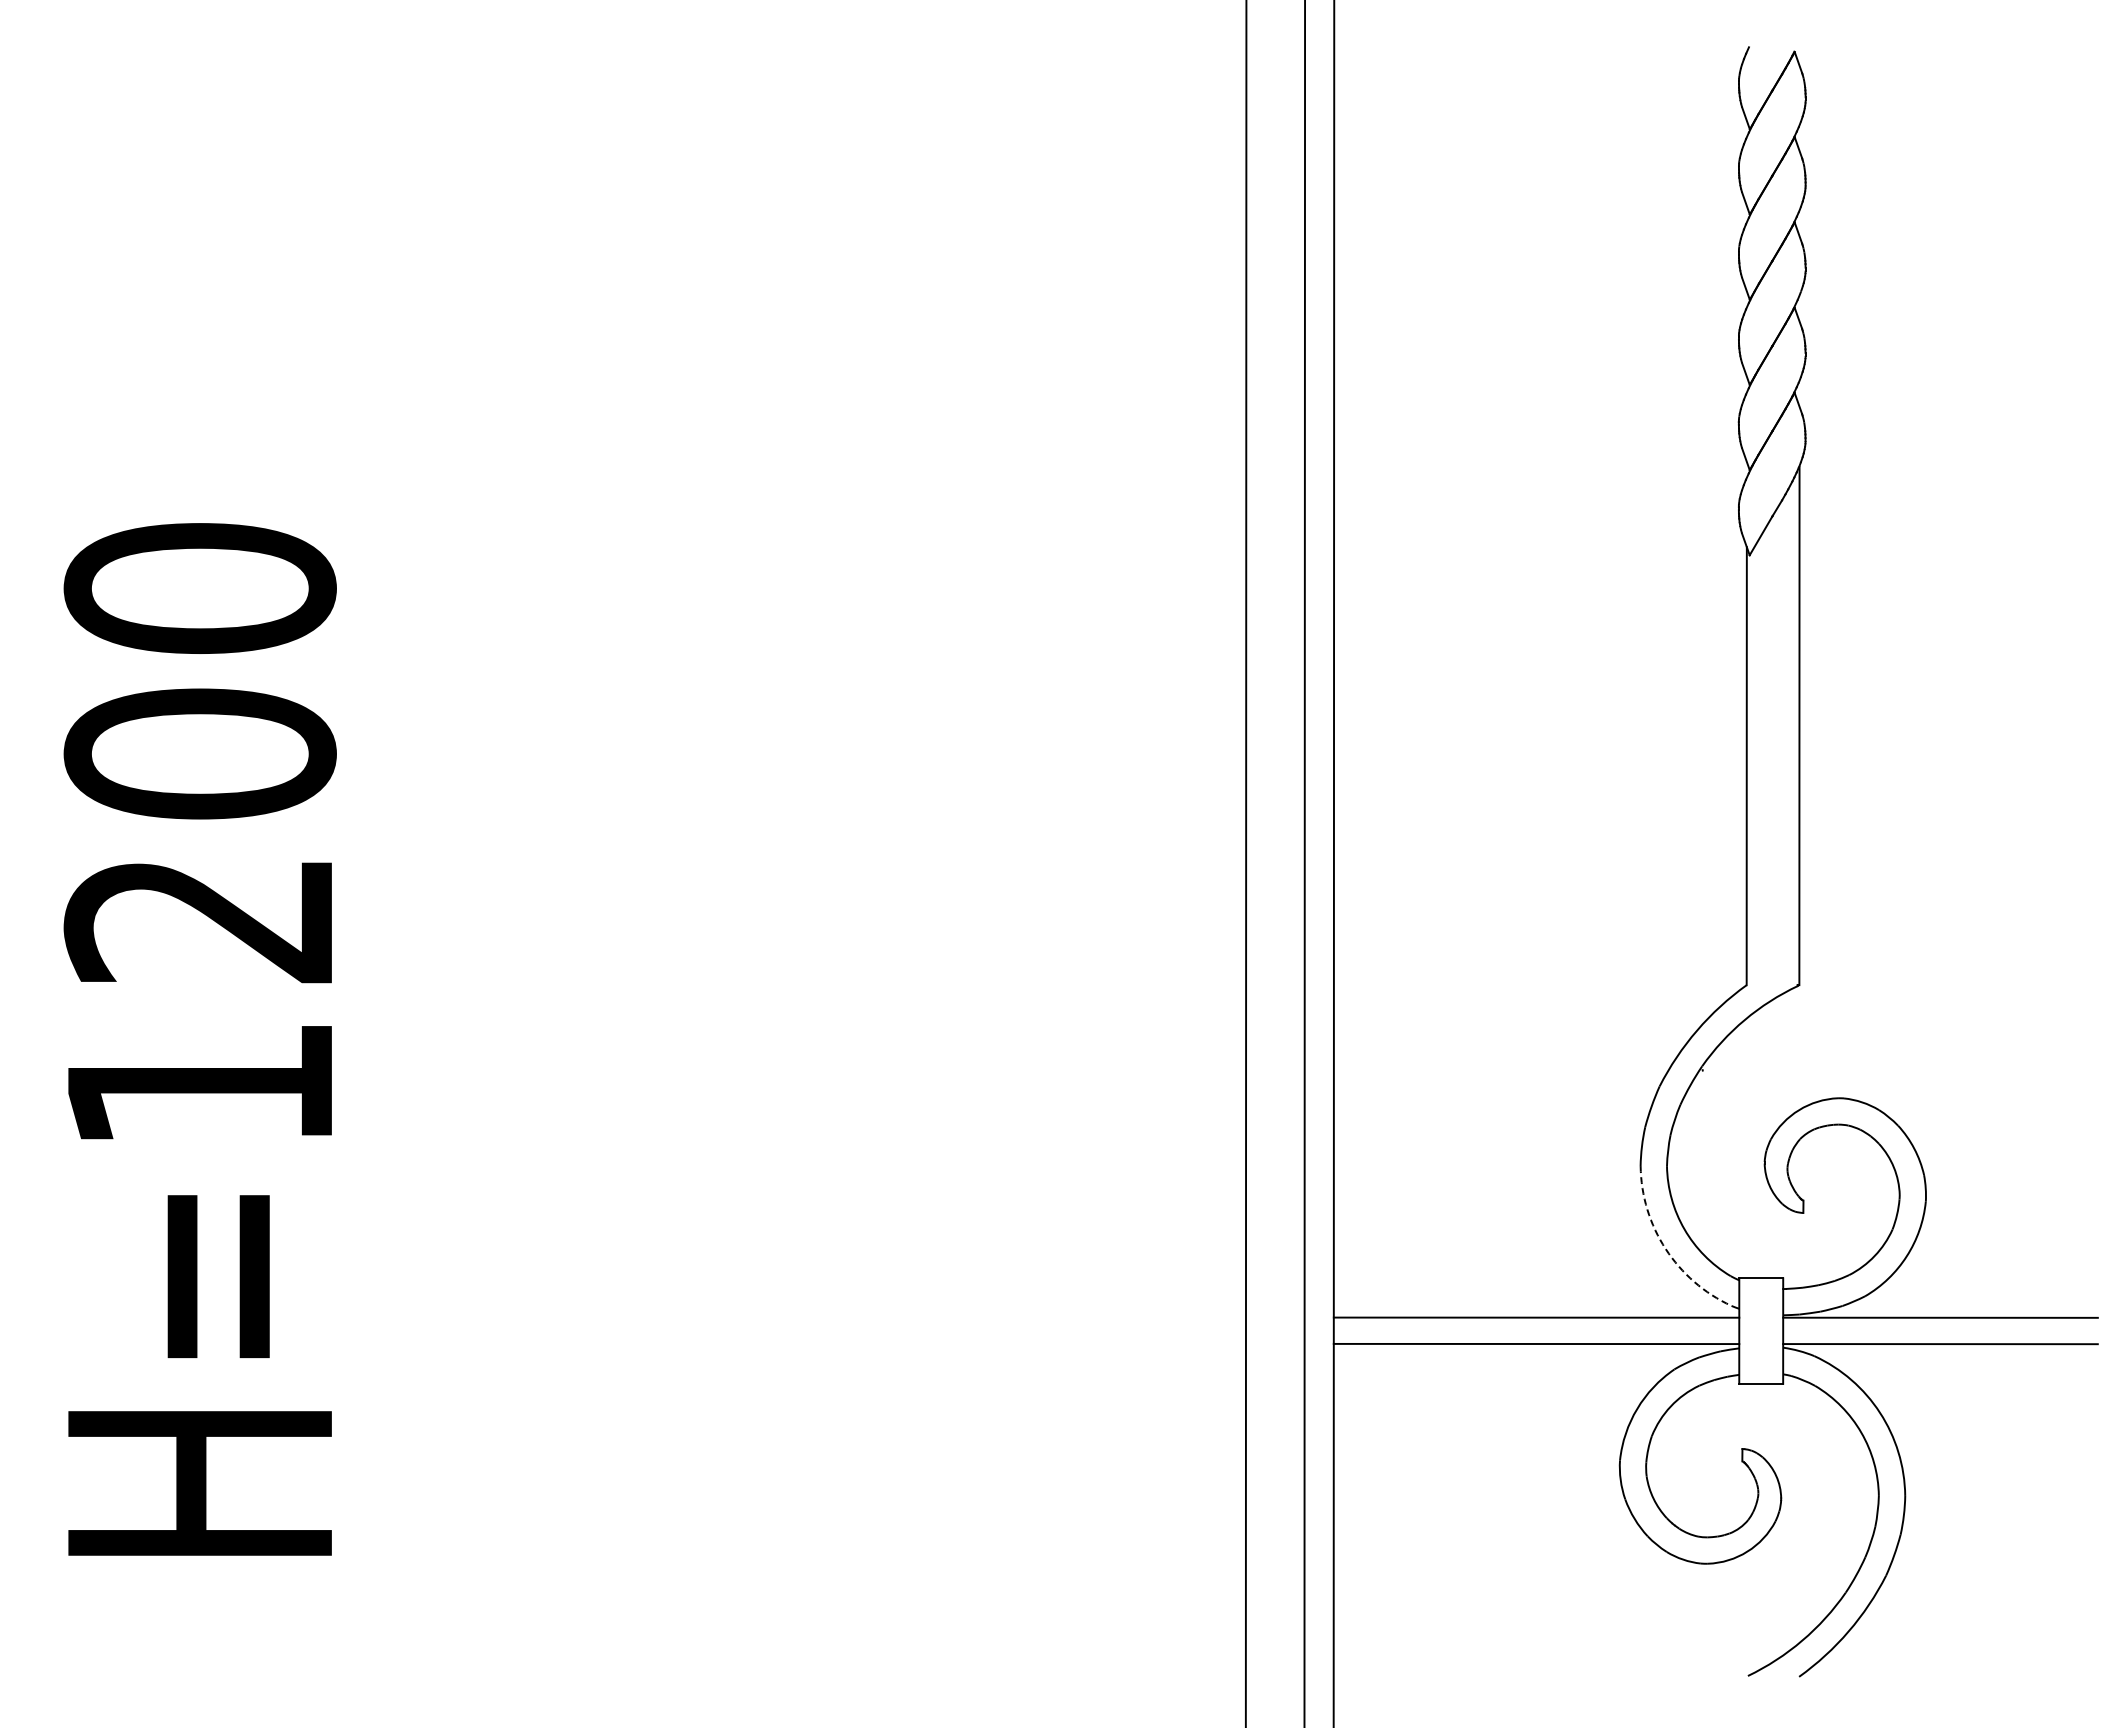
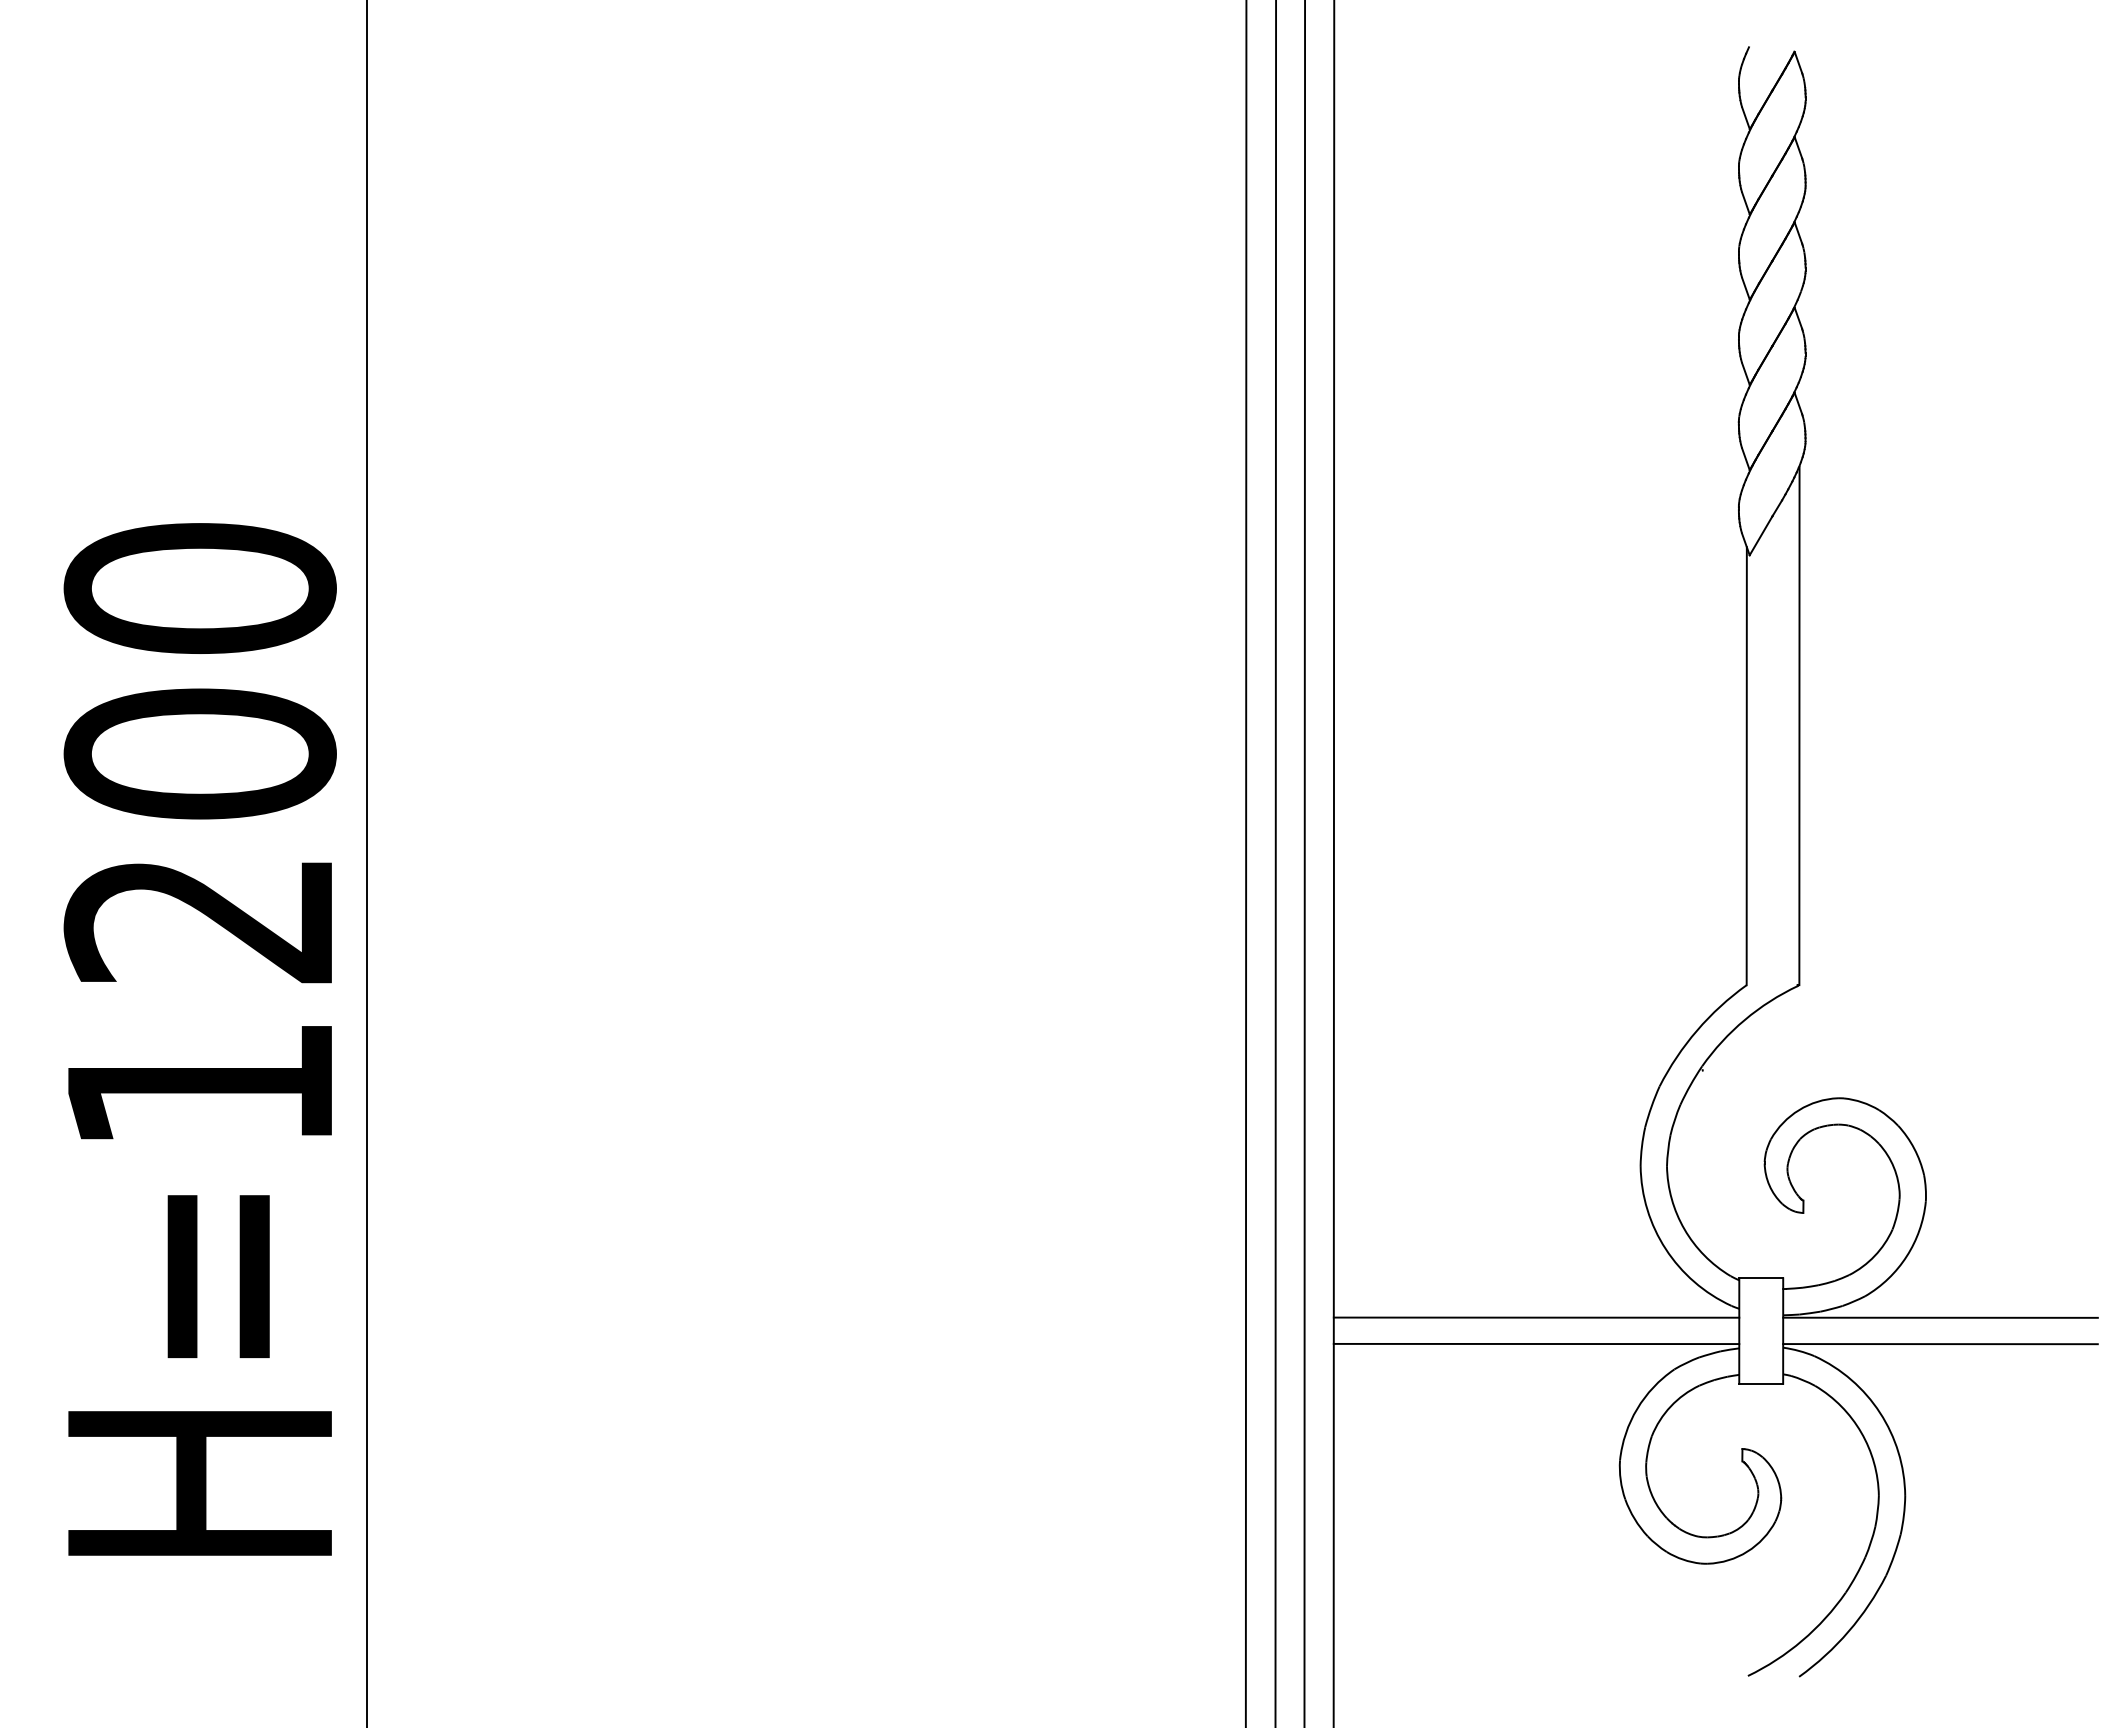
line: none -> present (367, 863)
line: none -> present (1275, 863)
arc: dashed -> solid (1665, 1249)
